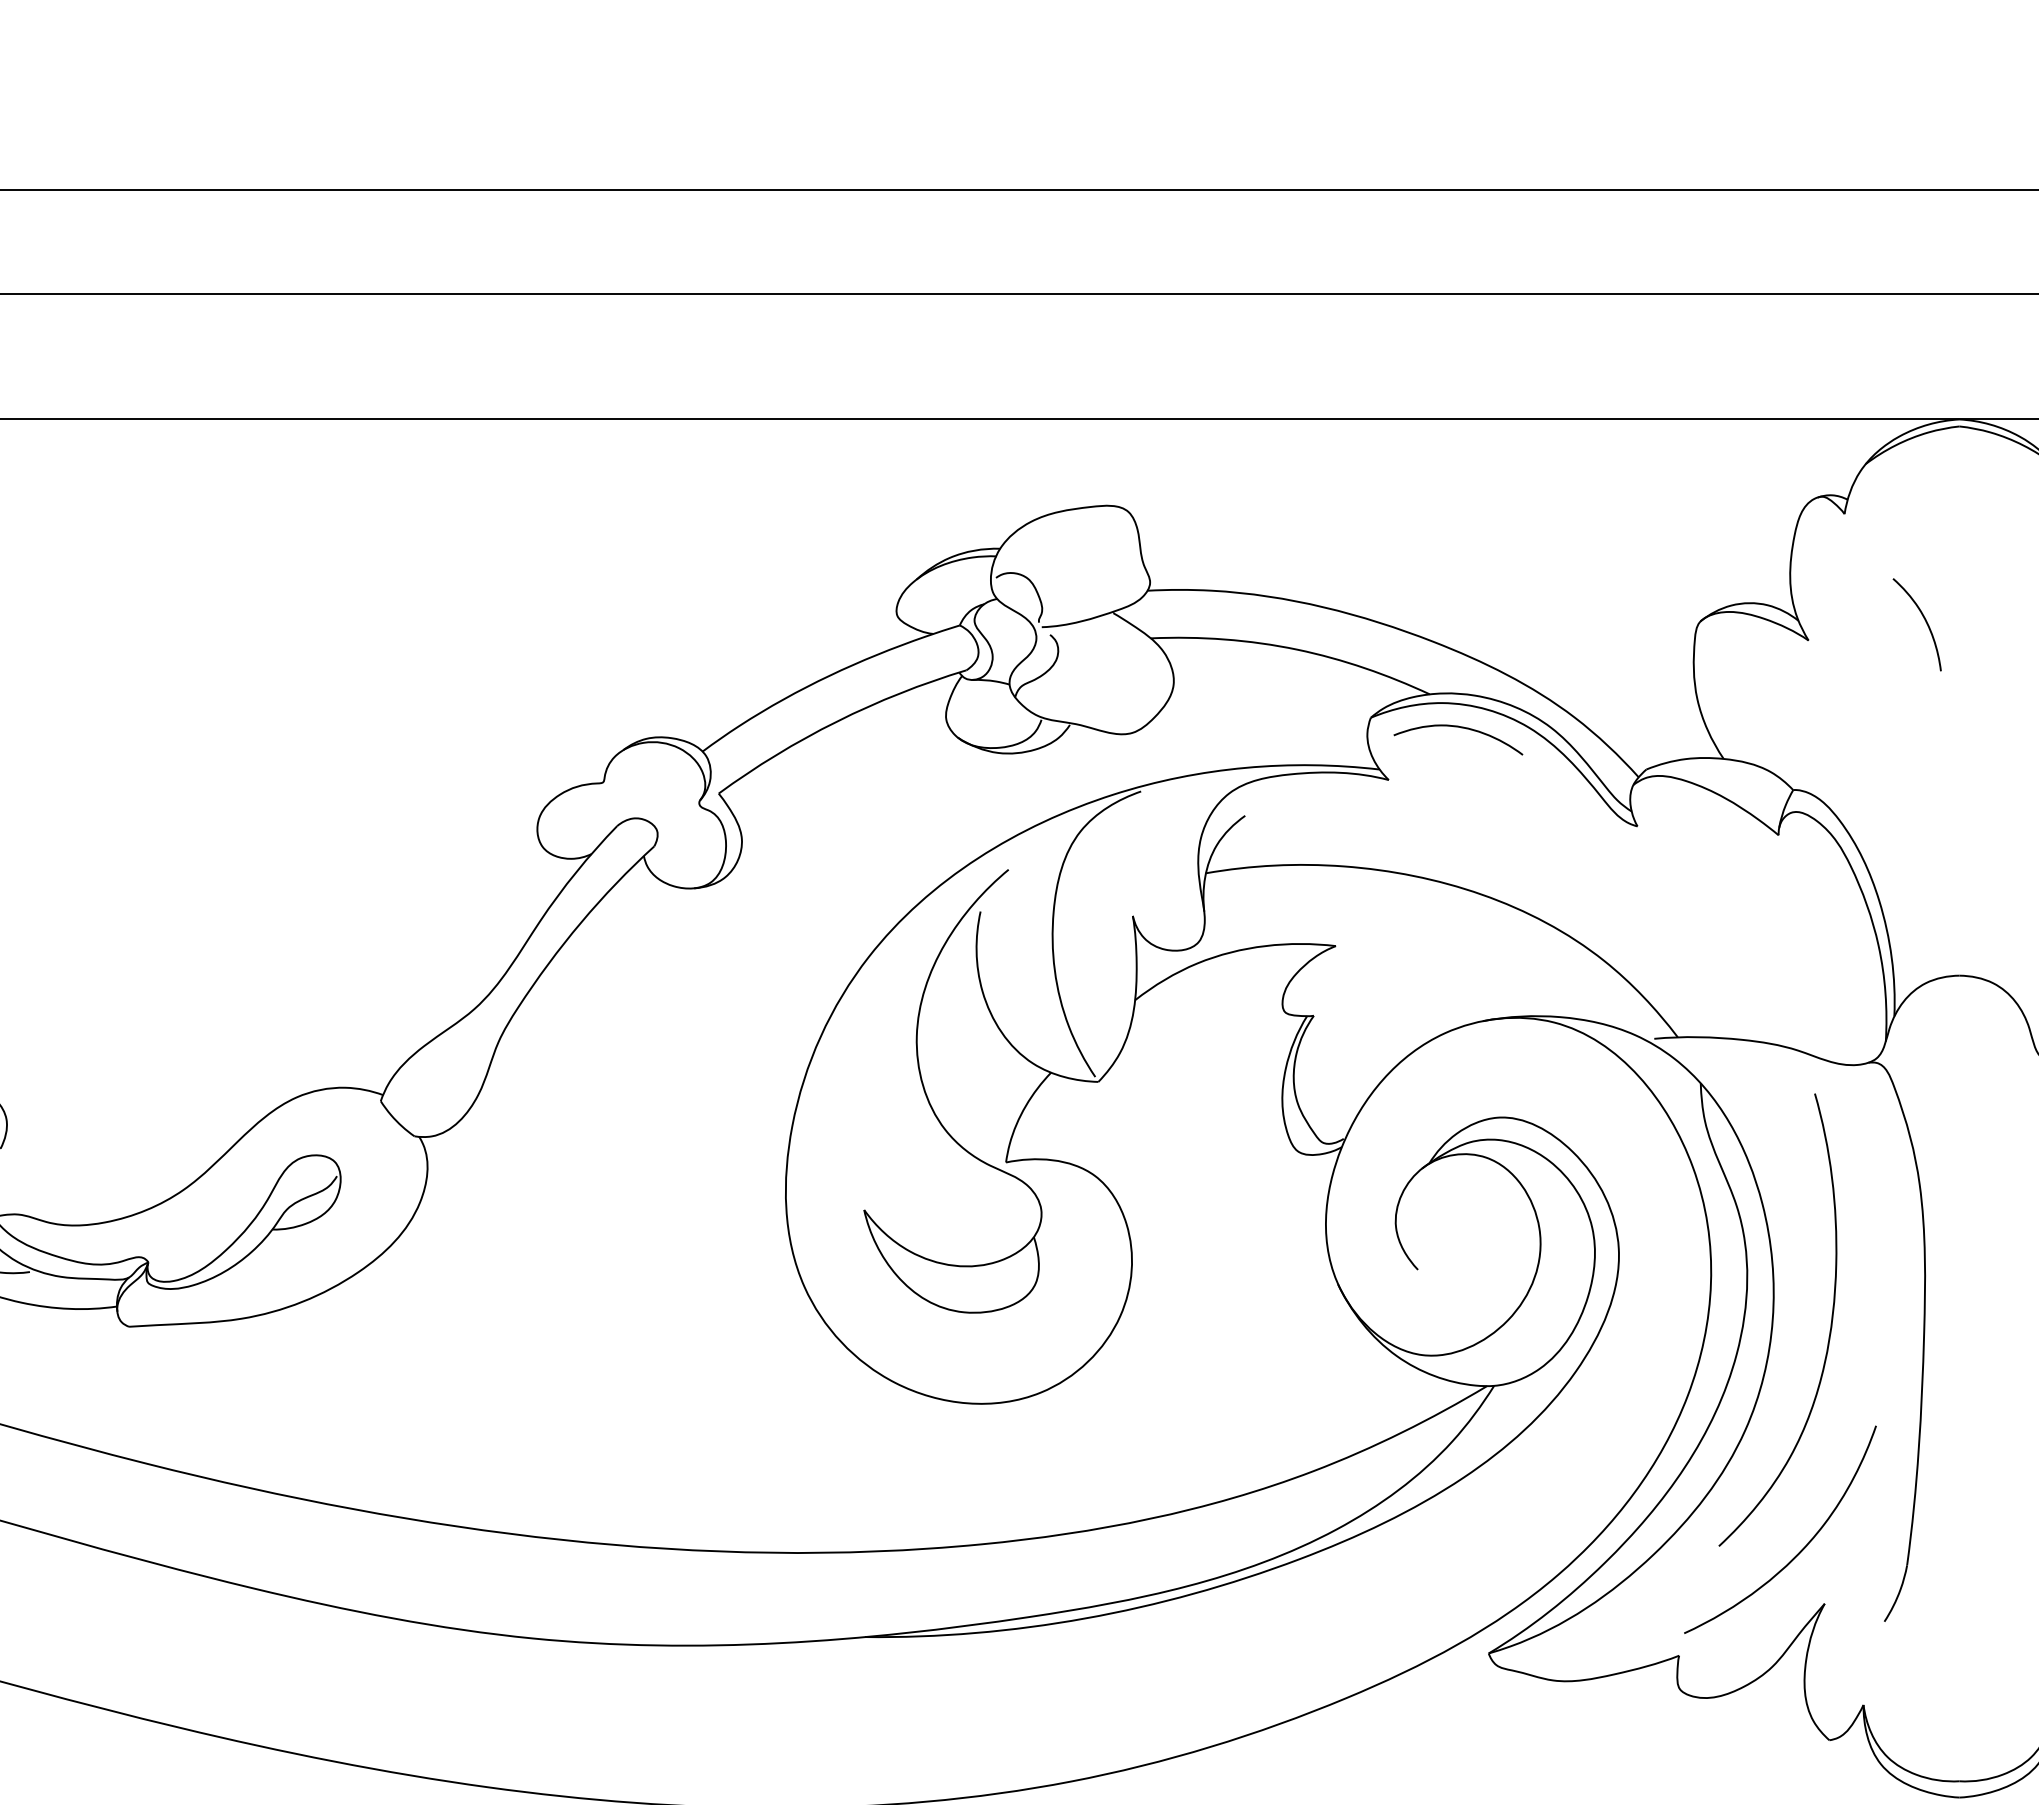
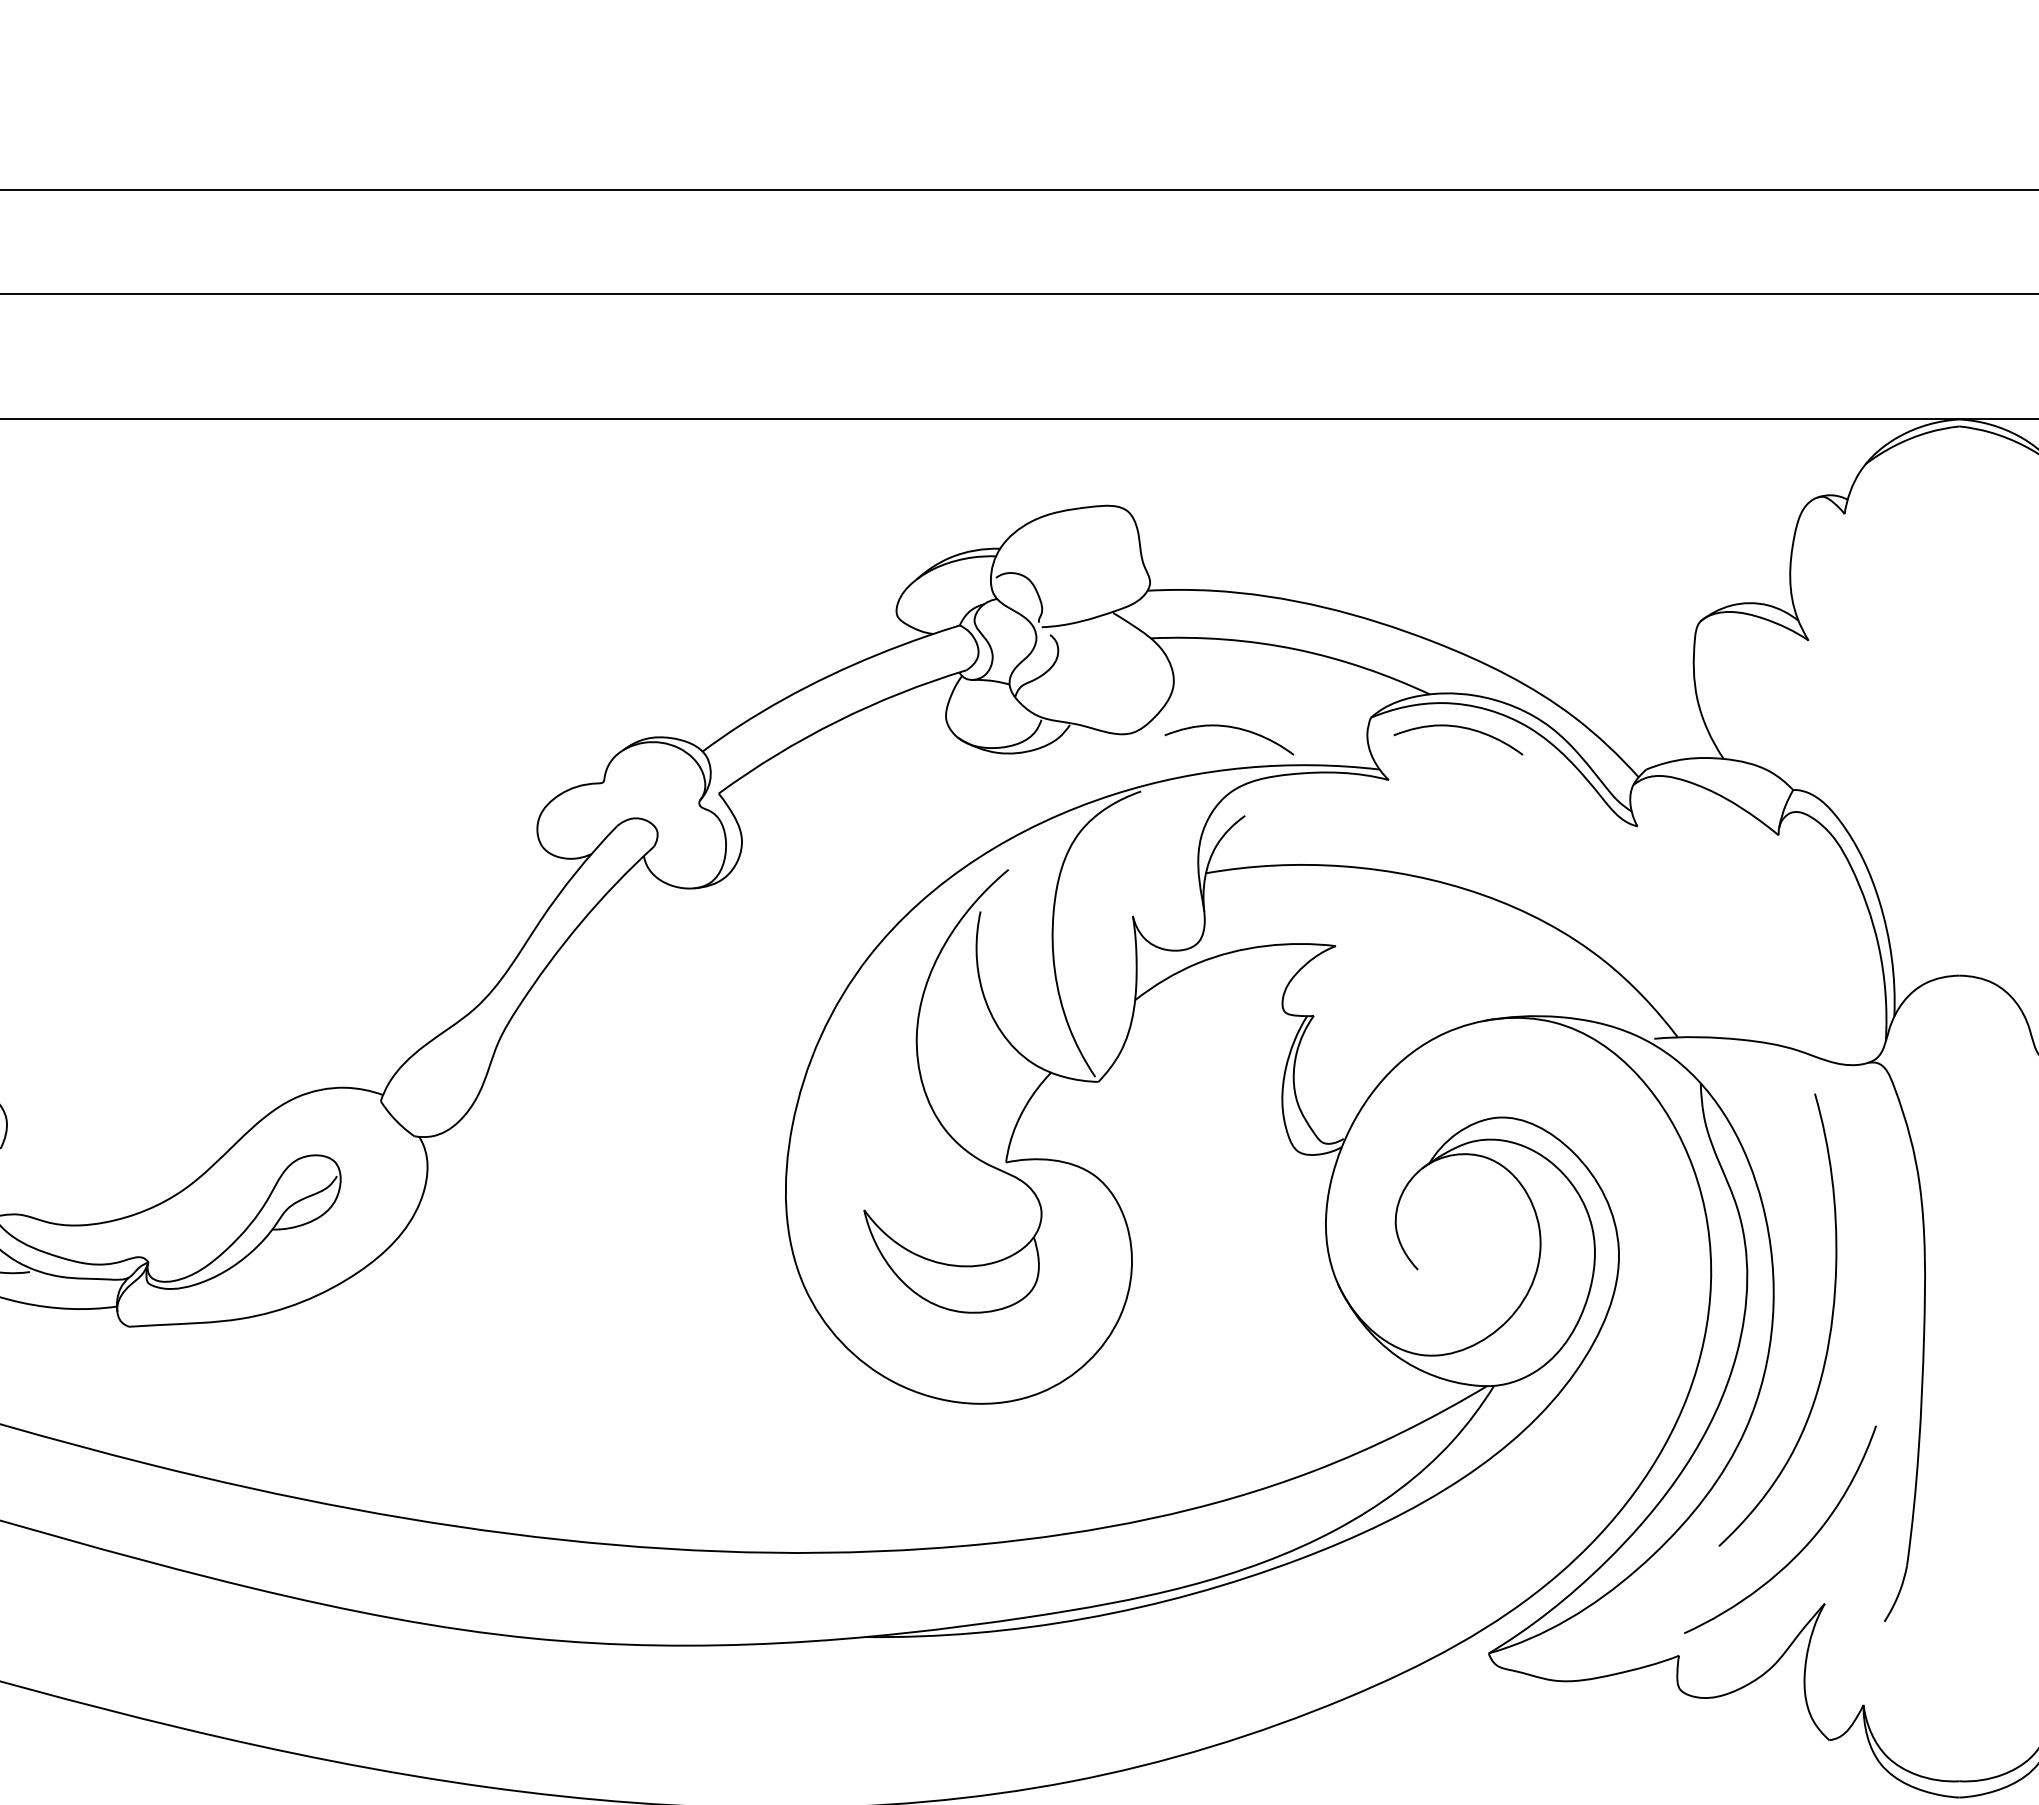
curve: present -> none (1924, 620)
curve: none -> present (1232, 728)
